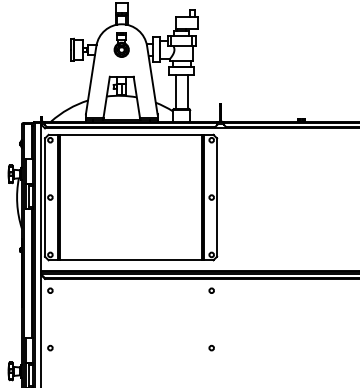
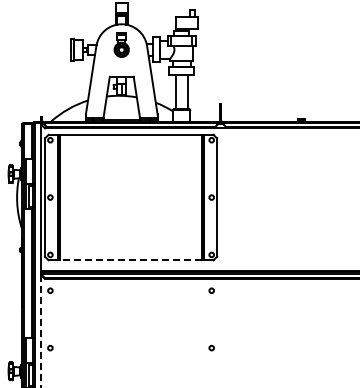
line: solid -> dashed (131, 260)
line: solid -> dashed (41, 332)
